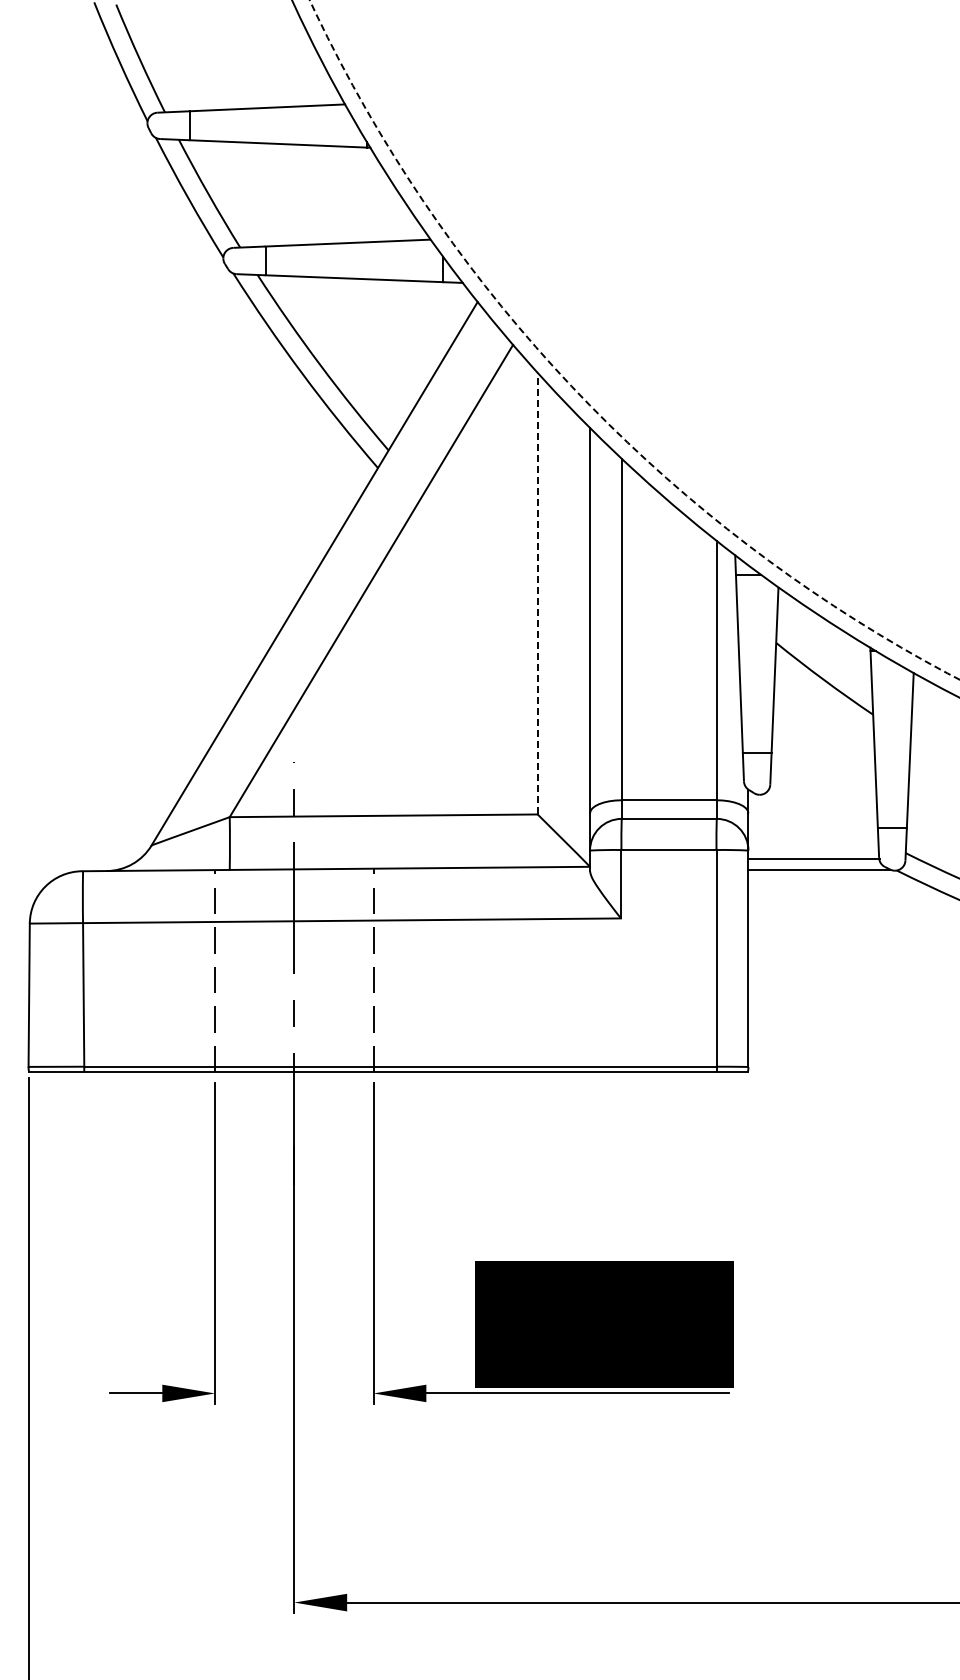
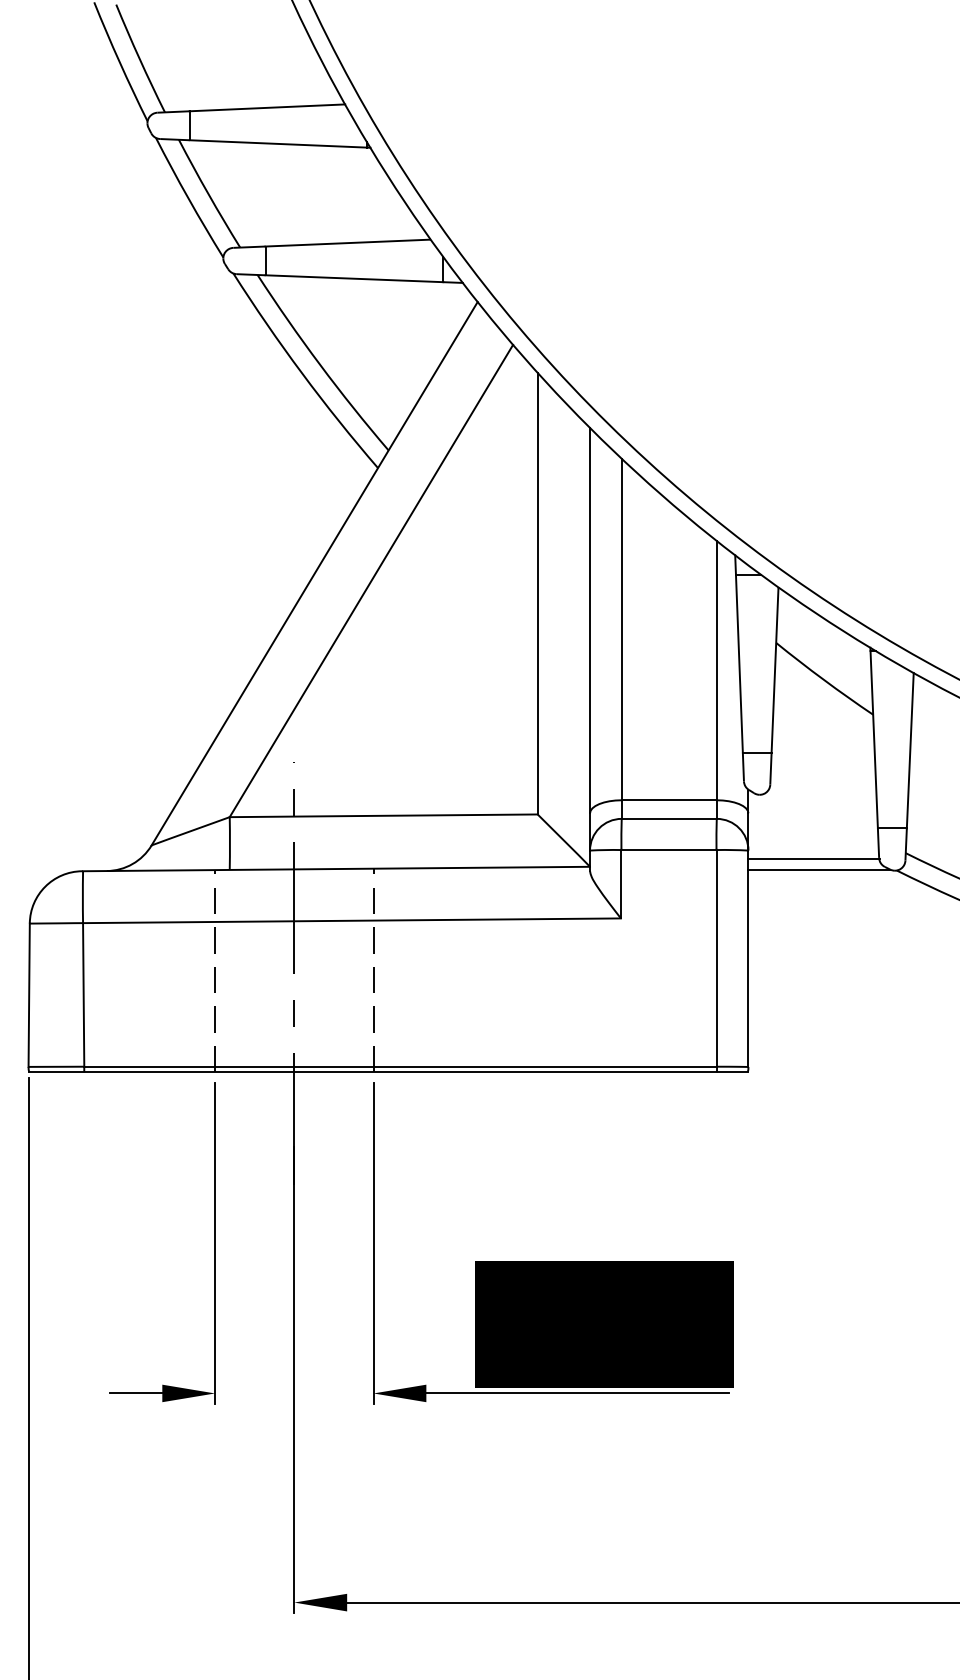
arc: dashed -> solid (580, 395)
line: dashed -> solid (537, 593)
